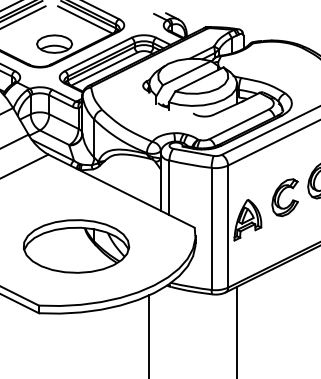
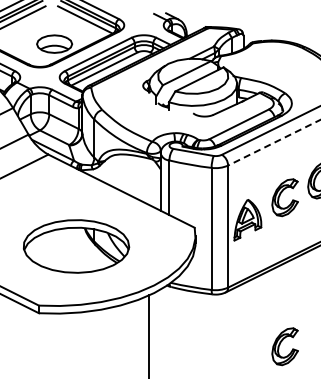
line: solid -> dashed (274, 142)
line: present -> none (237, 330)
part: none -> present (284, 346)
